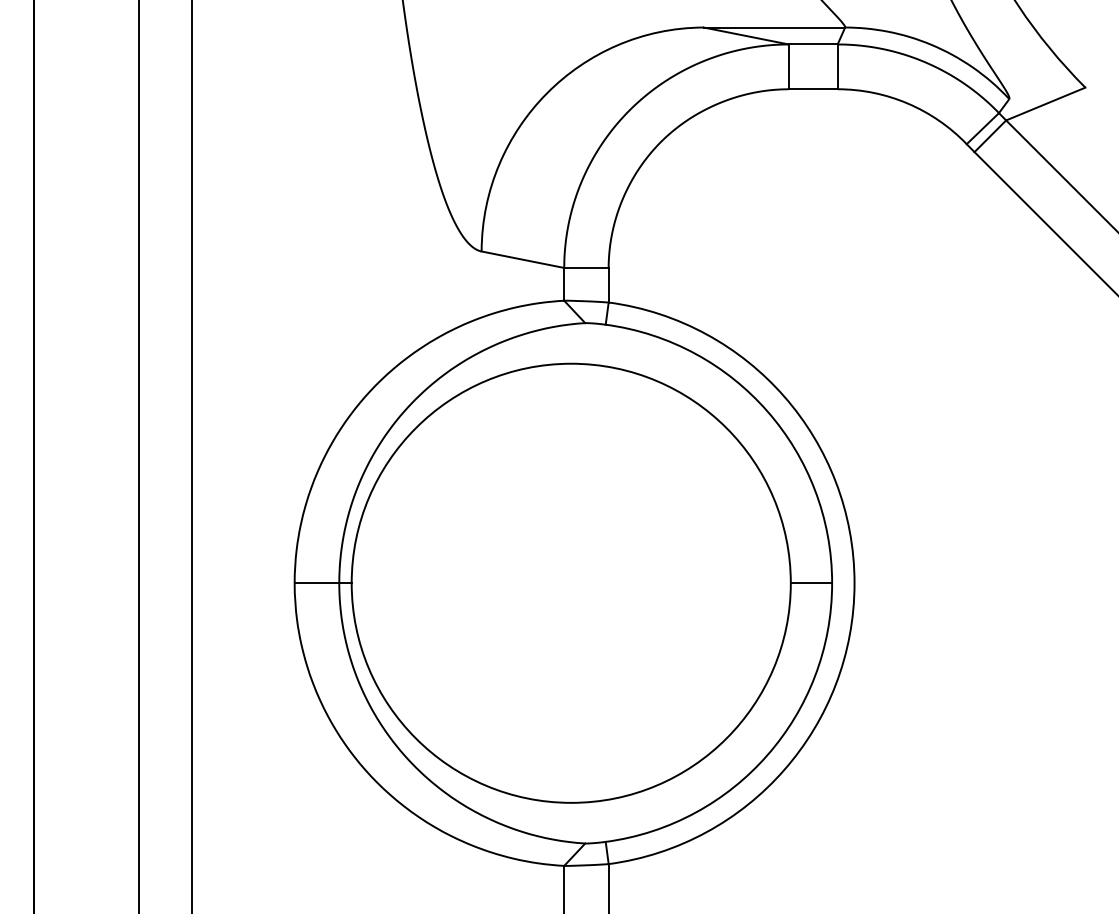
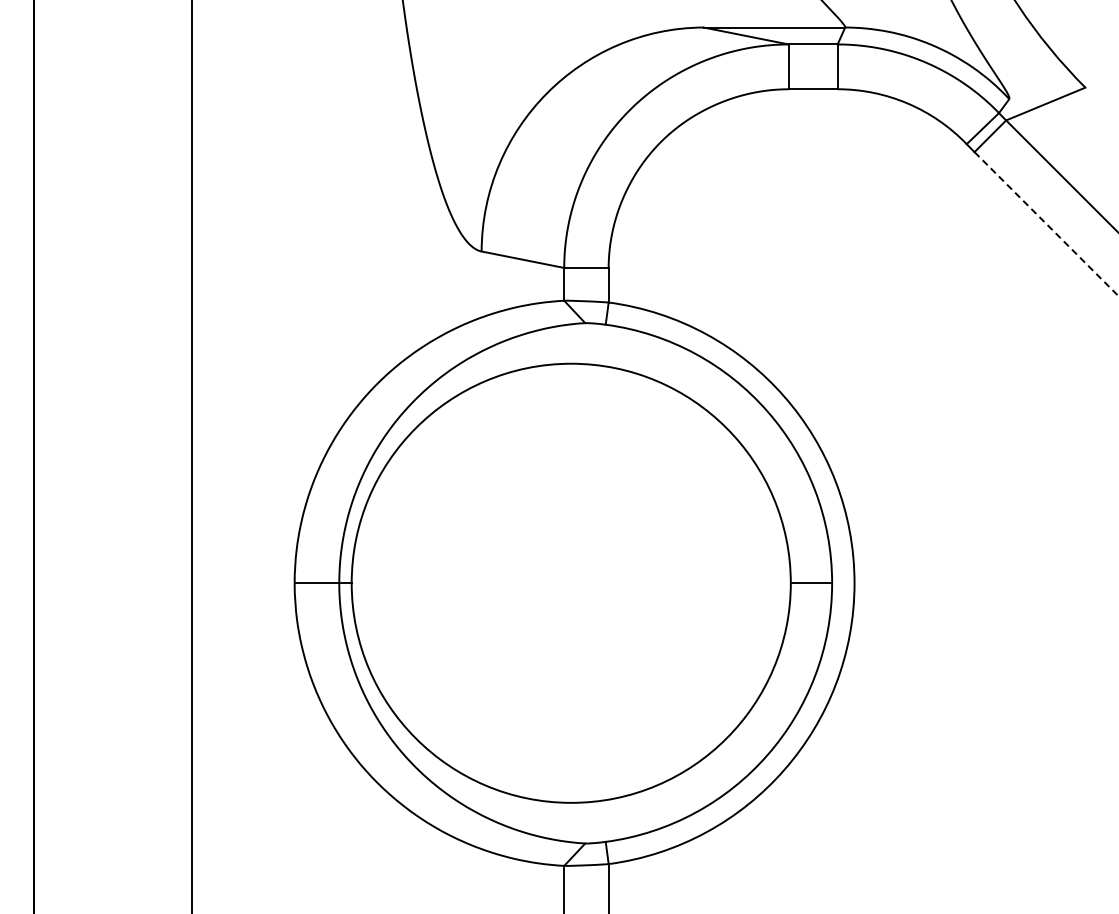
line: solid -> dashed (1046, 224)
line: present -> none (138, 456)
